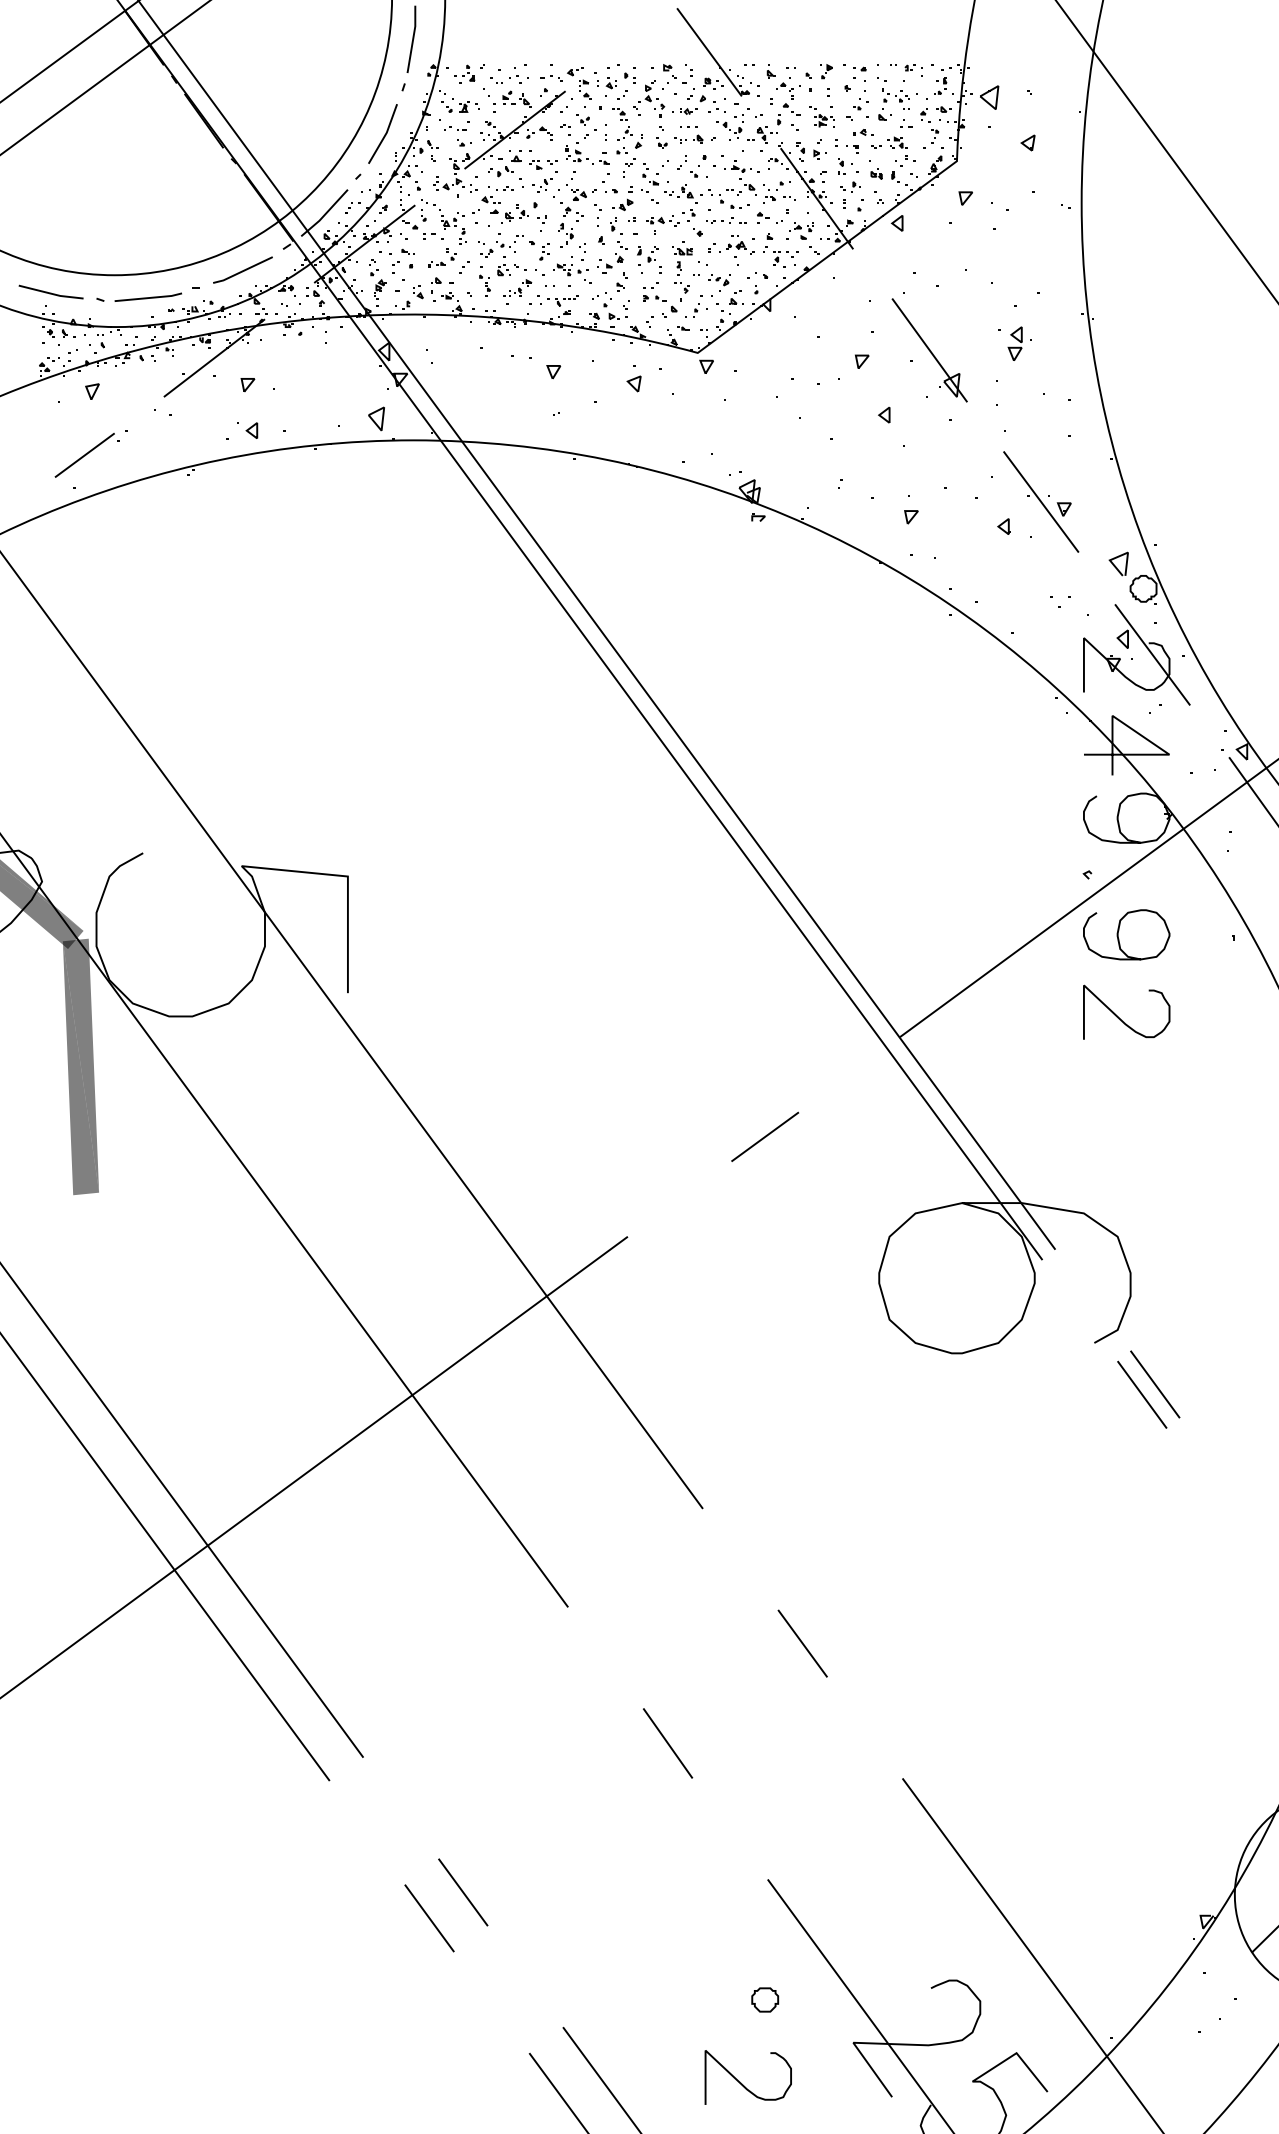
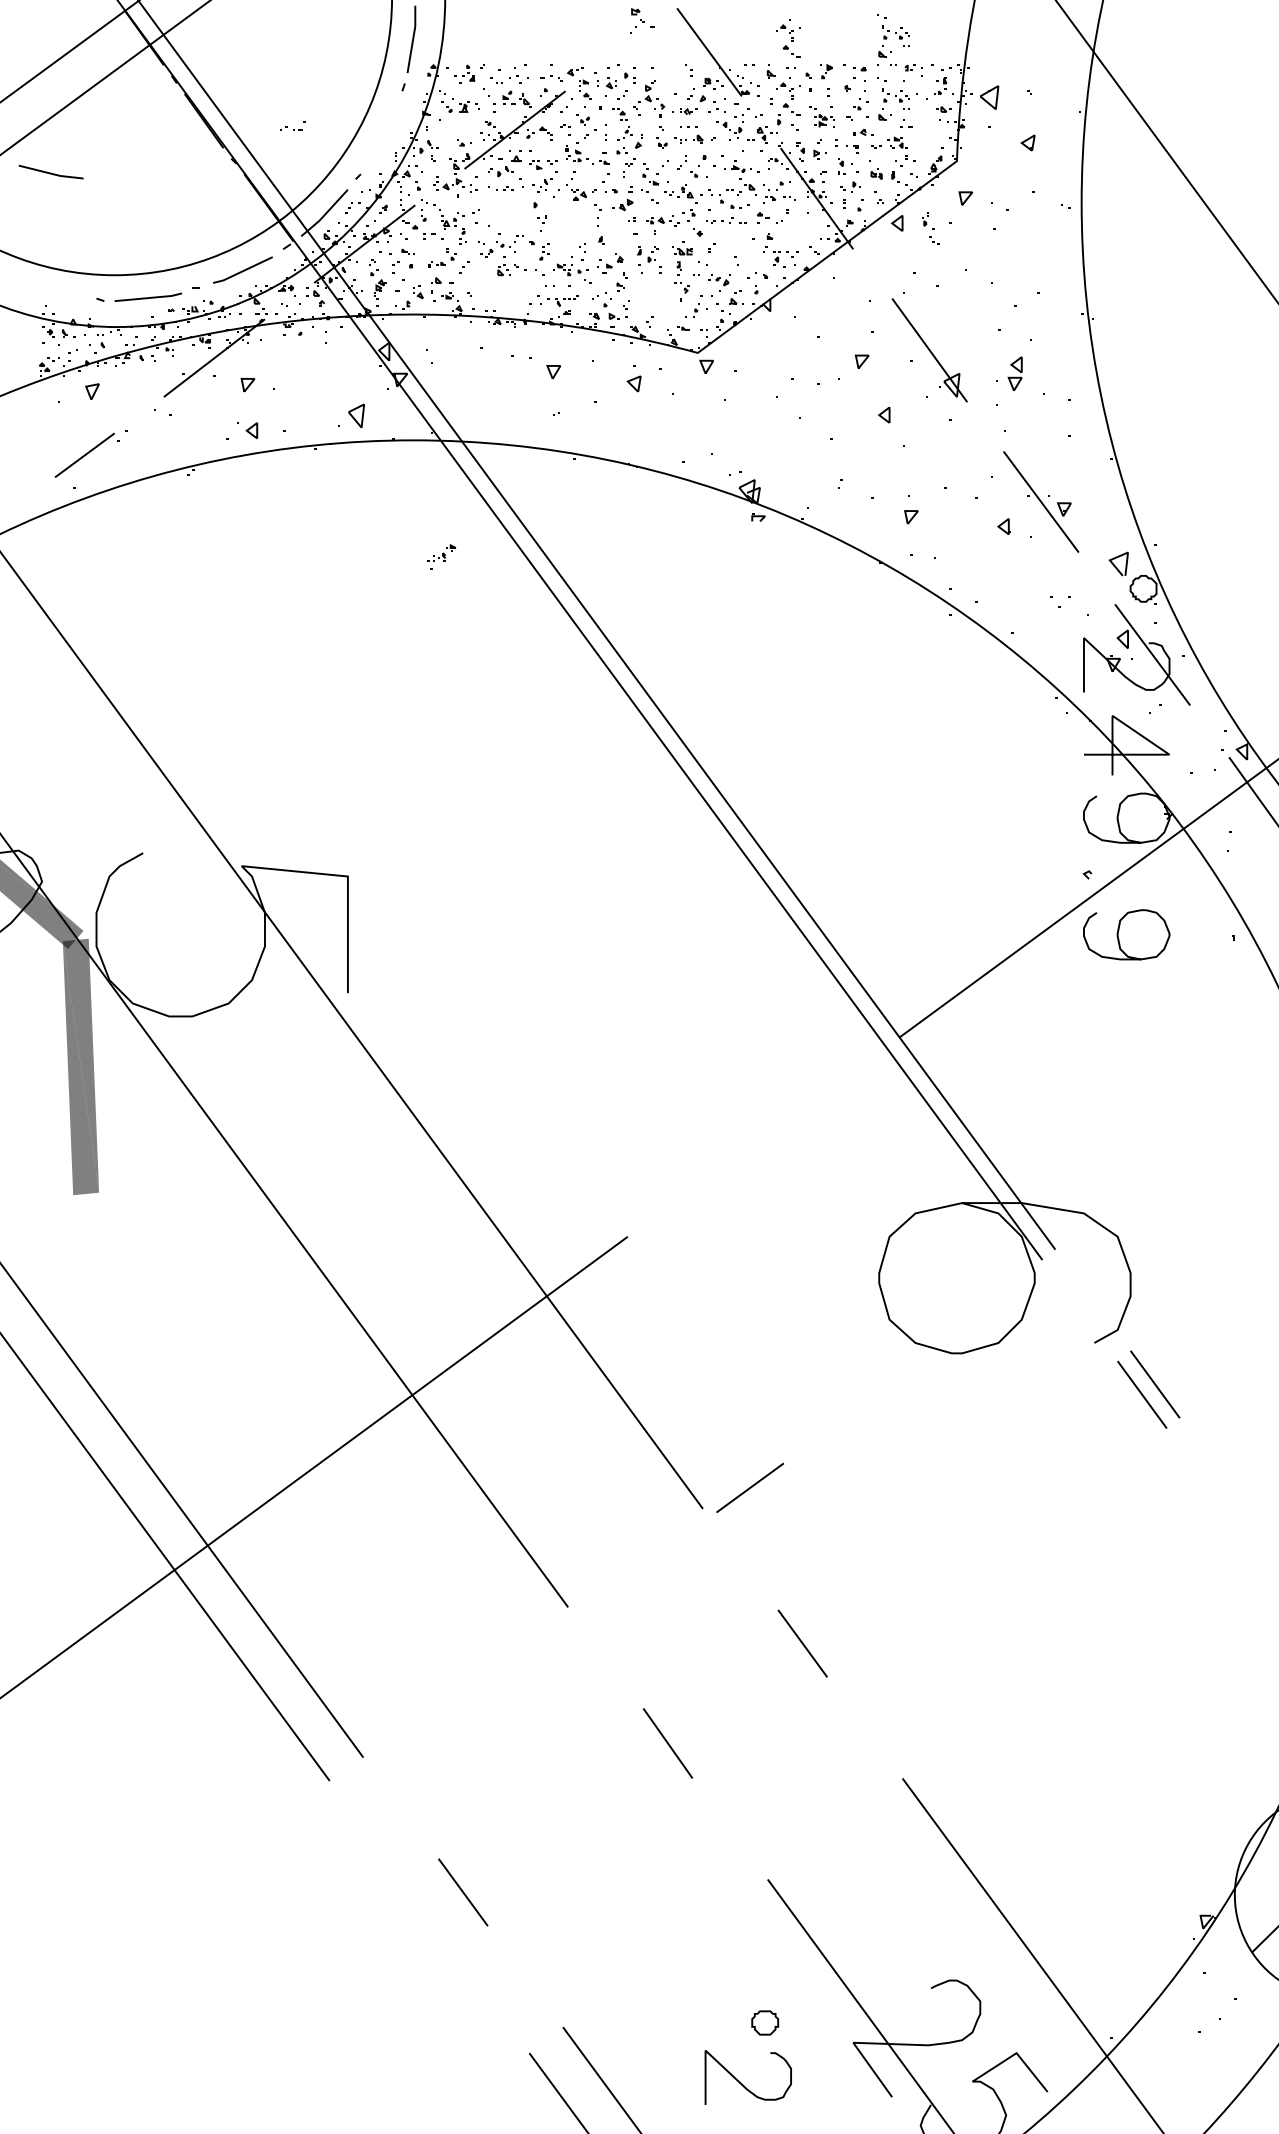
part: none -> present (893, 35)
part: none -> present (788, 38)
part position: (674, 76) -> (642, 20) (642, 20)
part position: (456, 125) -> (292, 125) (292, 125)
part: present -> none (929, 128)
line: present -> none (384, 134)
part: present -> none (504, 209)
part: present -> none (570, 224)
part: present -> none (799, 230)
part position: (618, 233) -> (930, 228) (930, 228)
part: present -> none (736, 244)
part: present -> none (484, 281)
part position: (517, 291) -> (441, 556) (441, 556)
line position: (50, 292) -> (50, 172) (50, 172)
part: present -> none (660, 299)
part position: (1014, 343) -> (1014, 373) (1014, 373)
part position: (376, 418) -> (356, 415) (356, 415)
curve: present -> none (1119, 1017)
line position: (764, 1136) -> (749, 1487) (749, 1487)
line: present -> none (429, 1918)
part position: (765, 1999) -> (765, 2022) (765, 2022)
